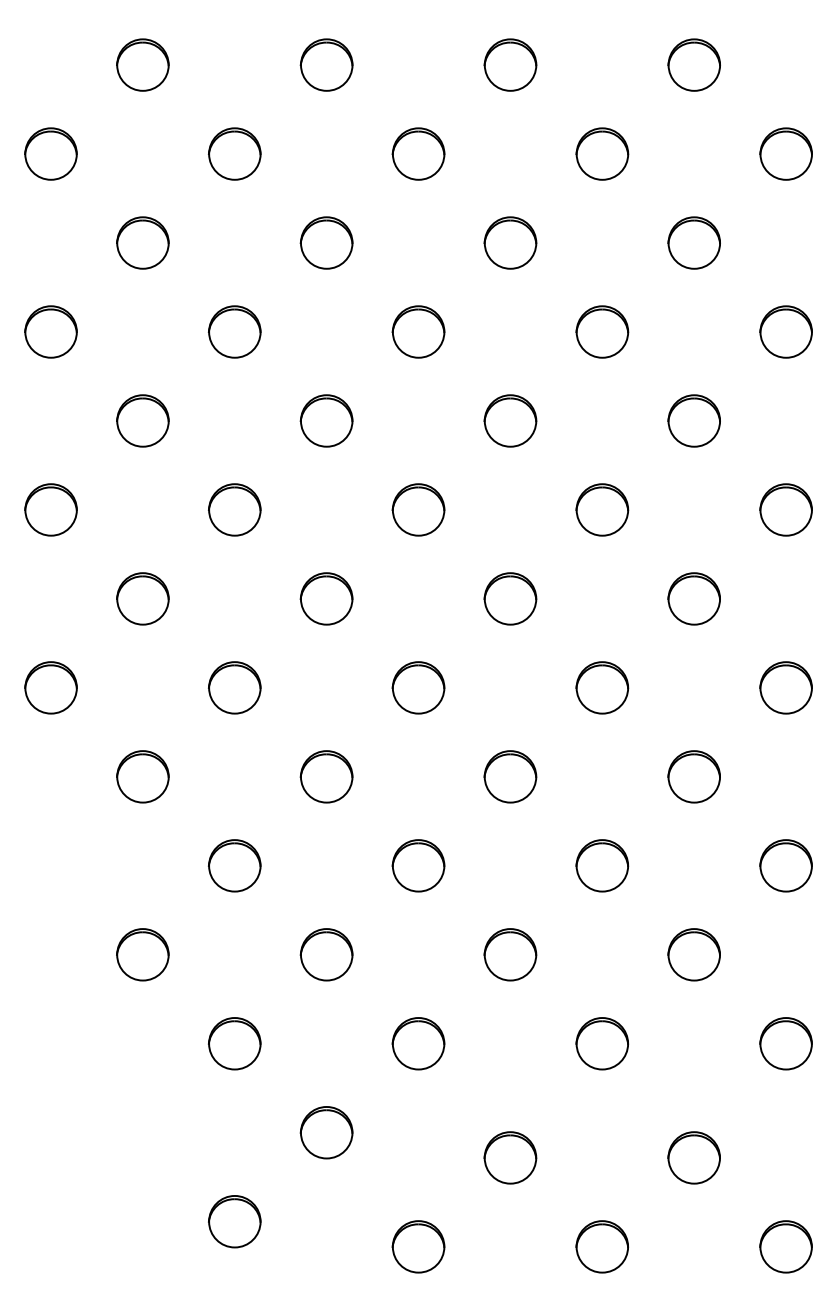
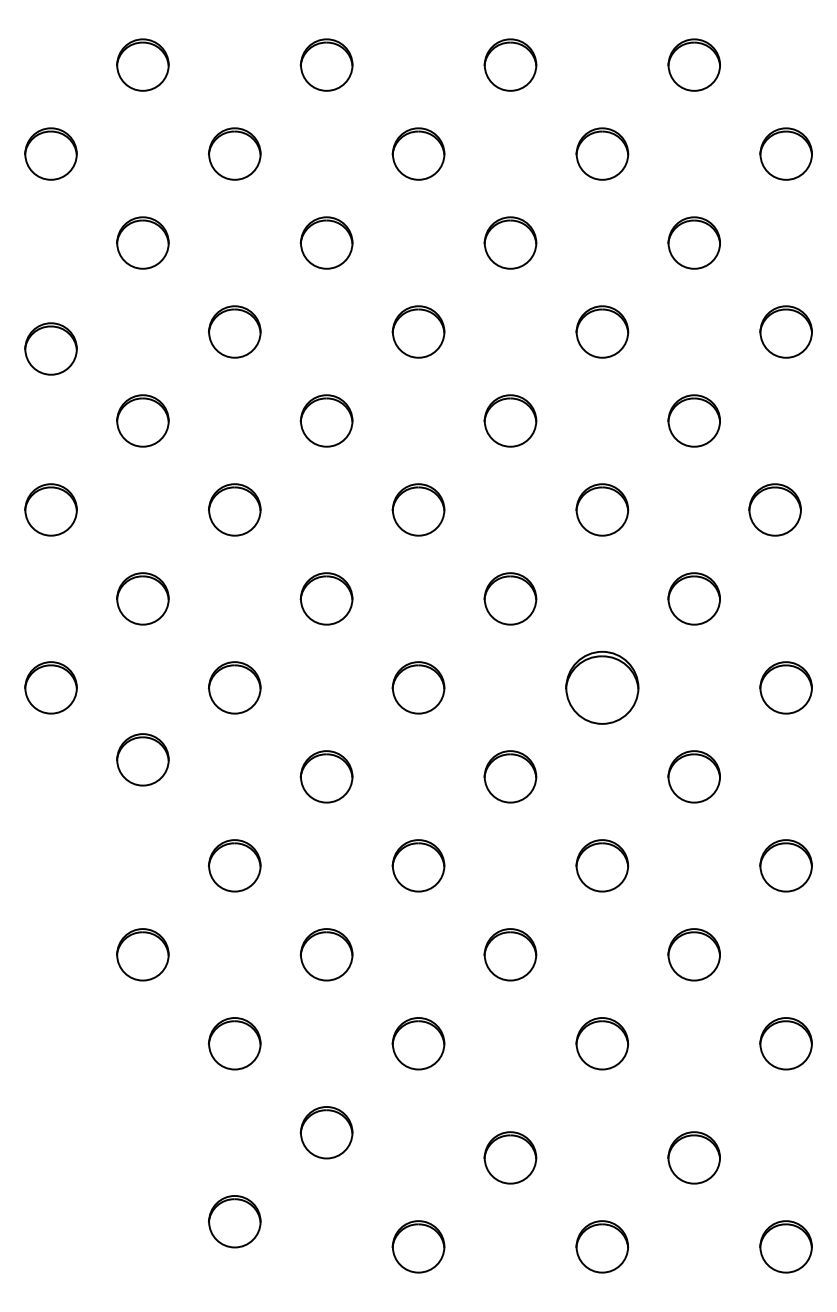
part position: (50, 331) -> (50, 348) (50, 348)
part position: (785, 509) -> (774, 509) (774, 509)
part size: 55x54 px -> 75x75 px (602, 687)
part position: (142, 776) -> (142, 759) (142, 759)
